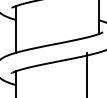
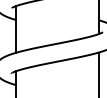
line position: (86, 73) -> (98, 73) (98, 73)
